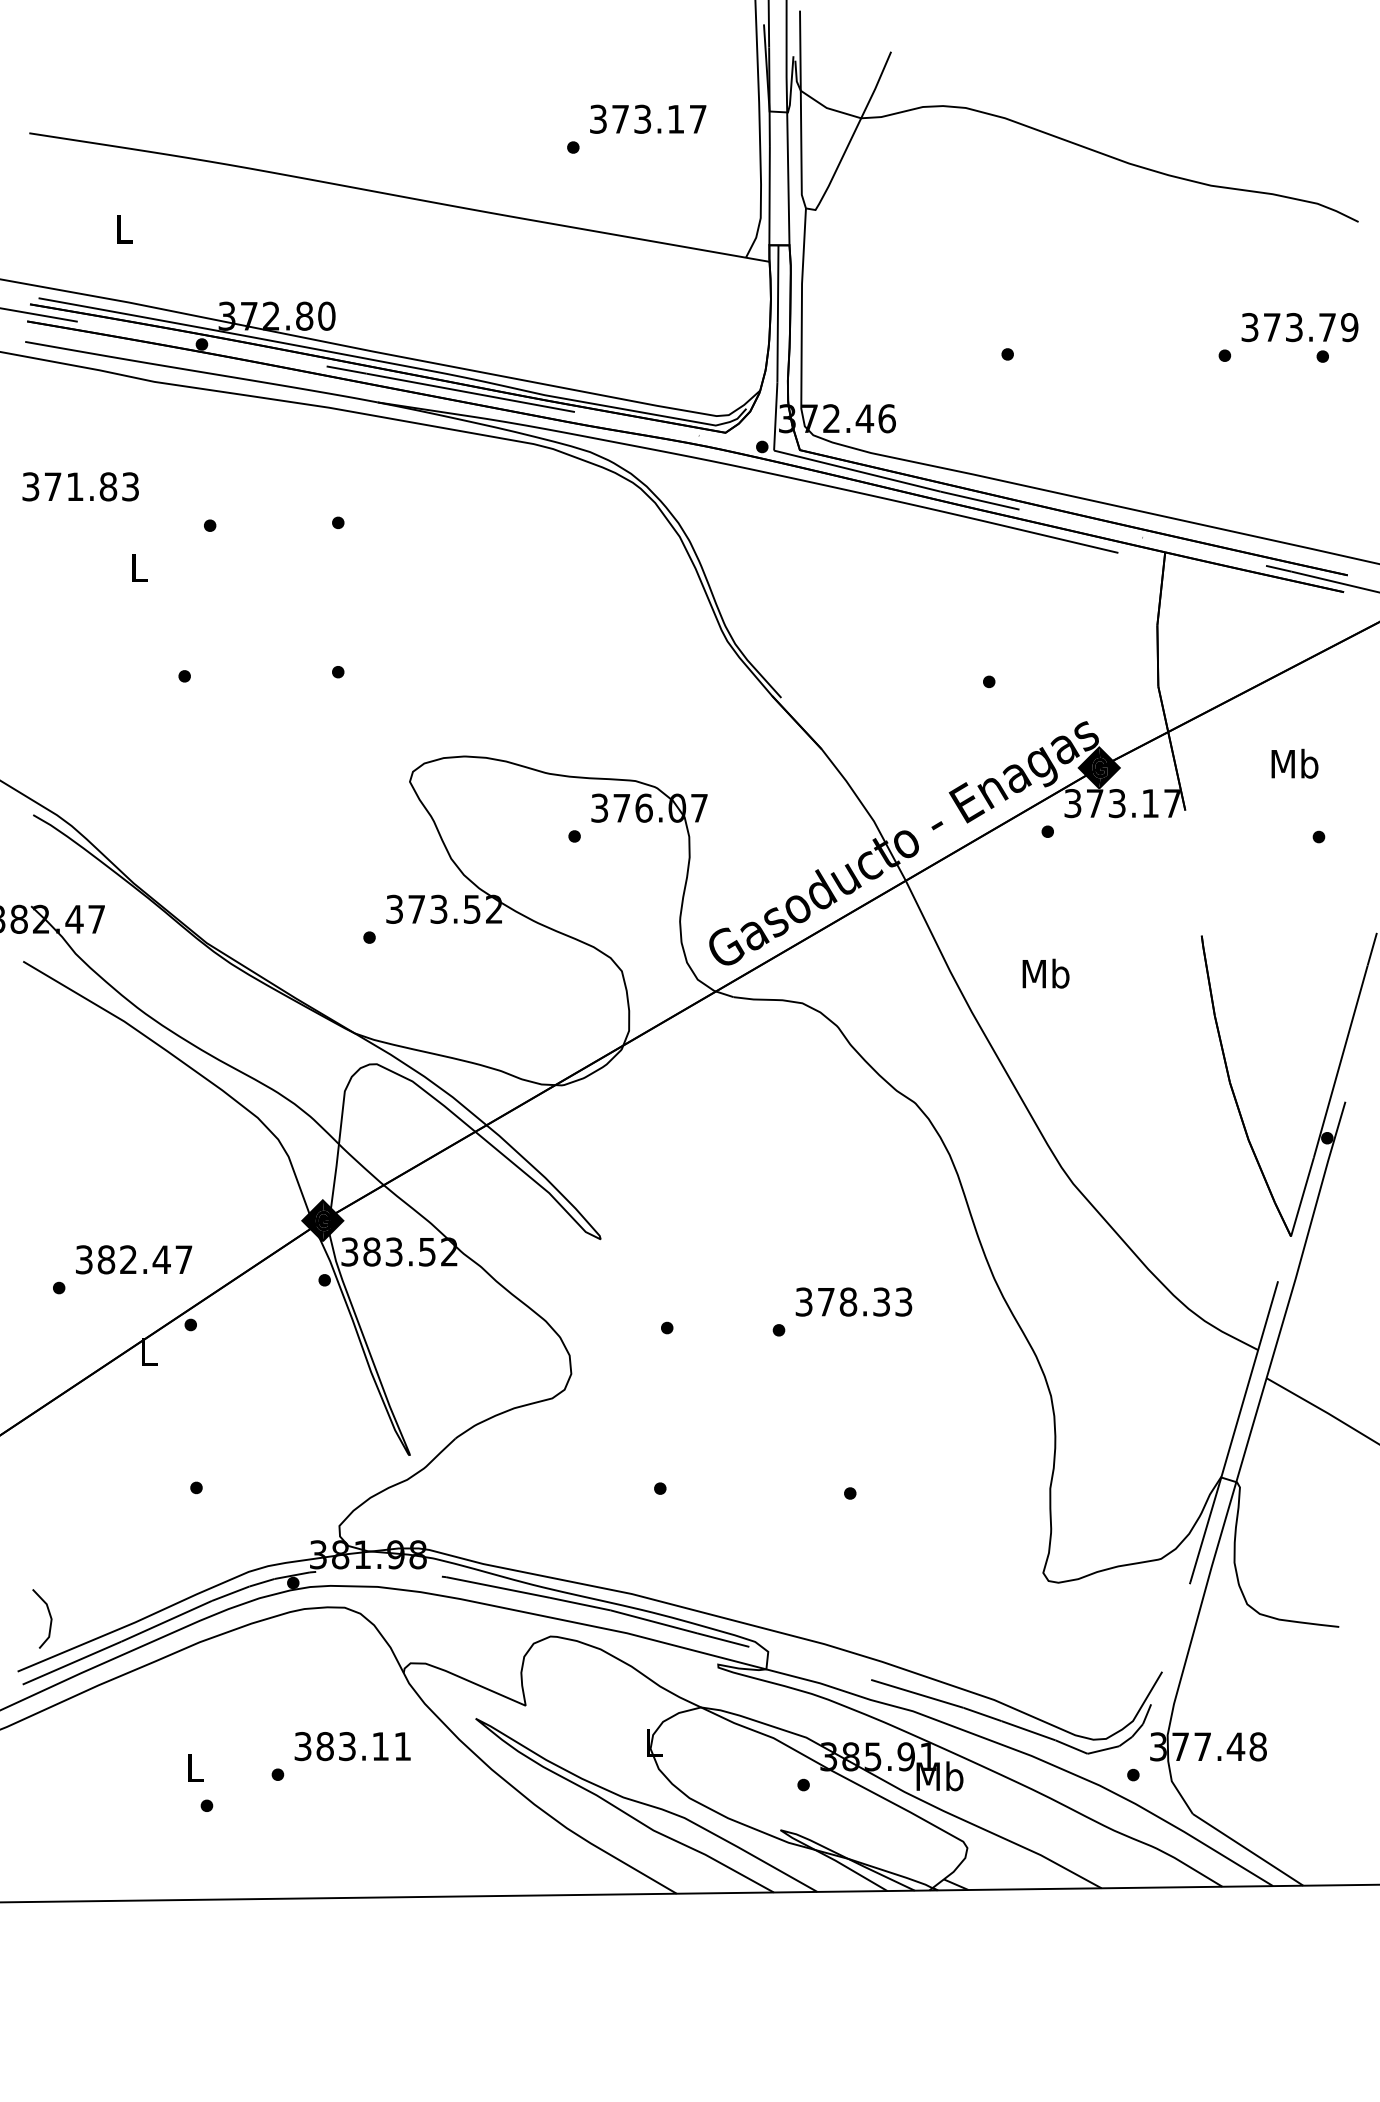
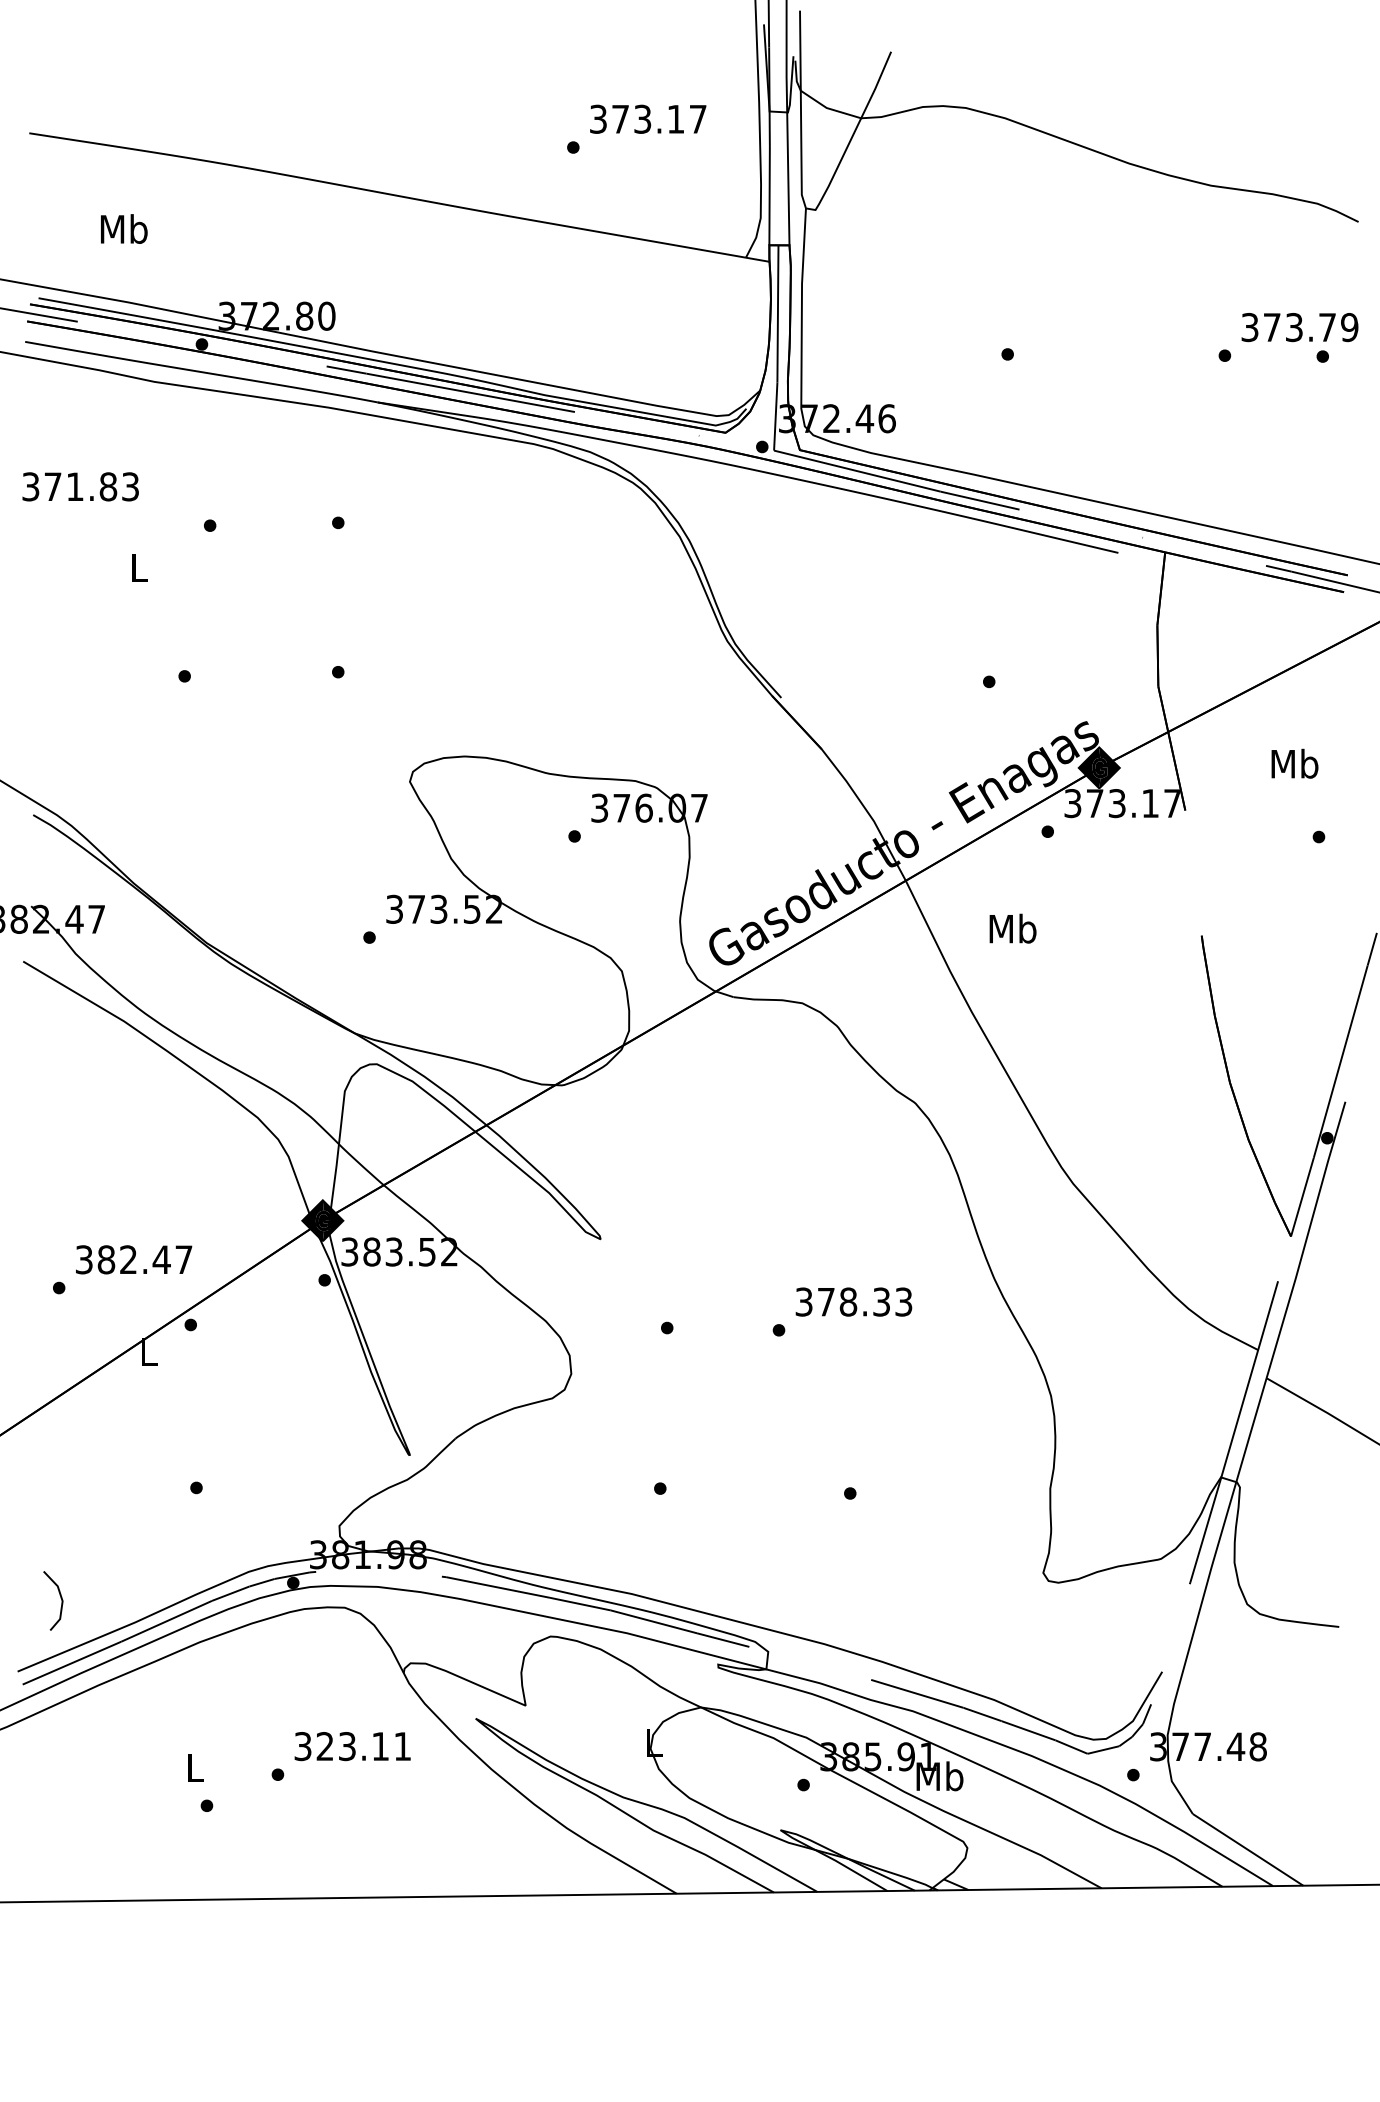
text: L -> Mb (123, 228)
text position: (1045, 973) -> (1012, 928) (1012, 928)
line position: (49, 1616) -> (60, 1598) (60, 1598)
text: 383.11 -> 323.11 (324, 1746)
